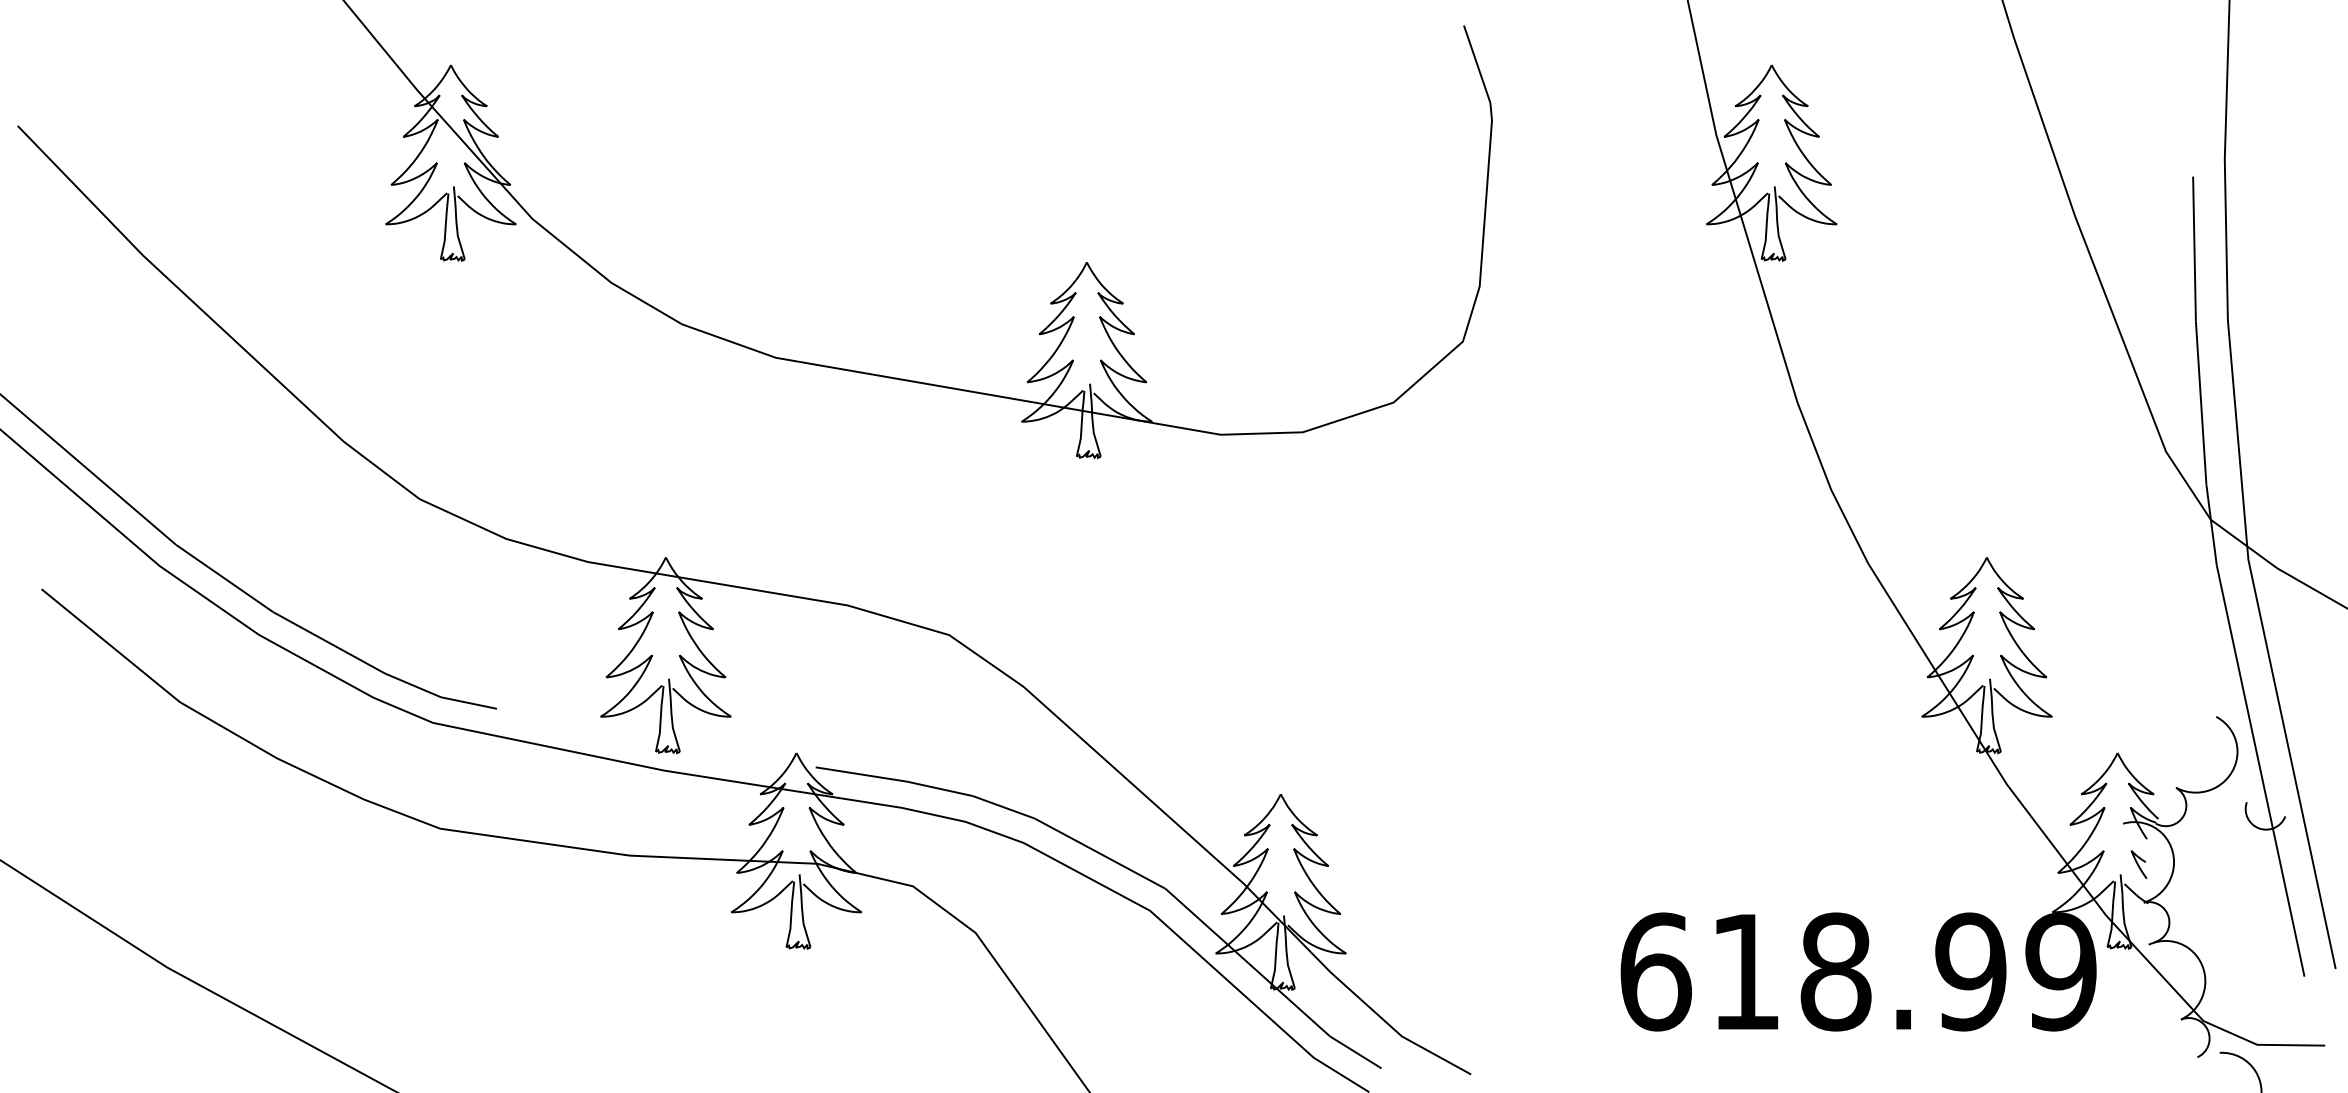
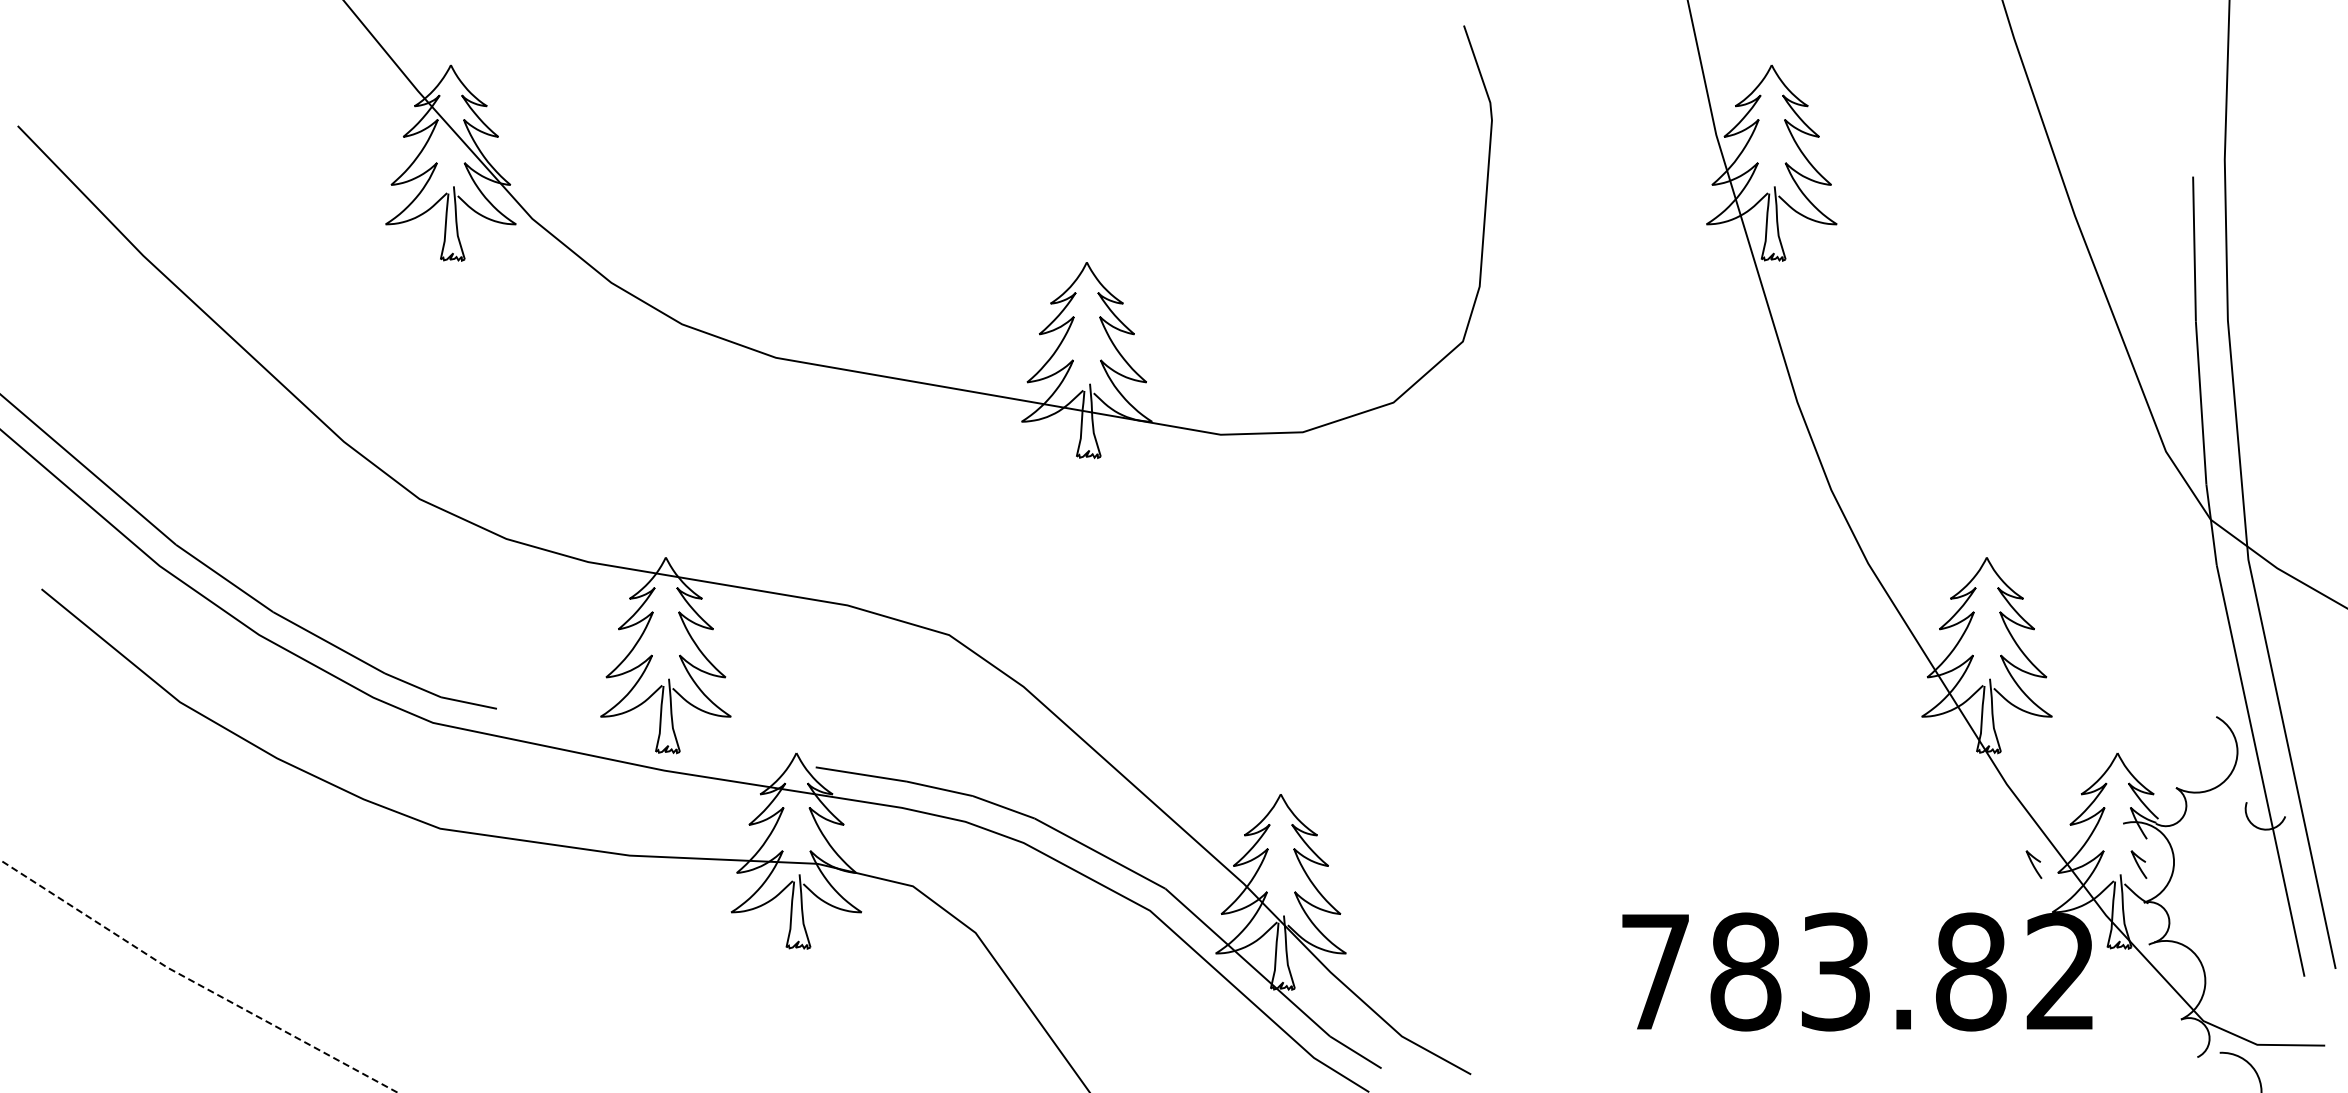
curve: none -> present (2033, 864)
text: 618.99 -> 783.82 (1858, 971)
line: solid -> dashed (194, 982)
